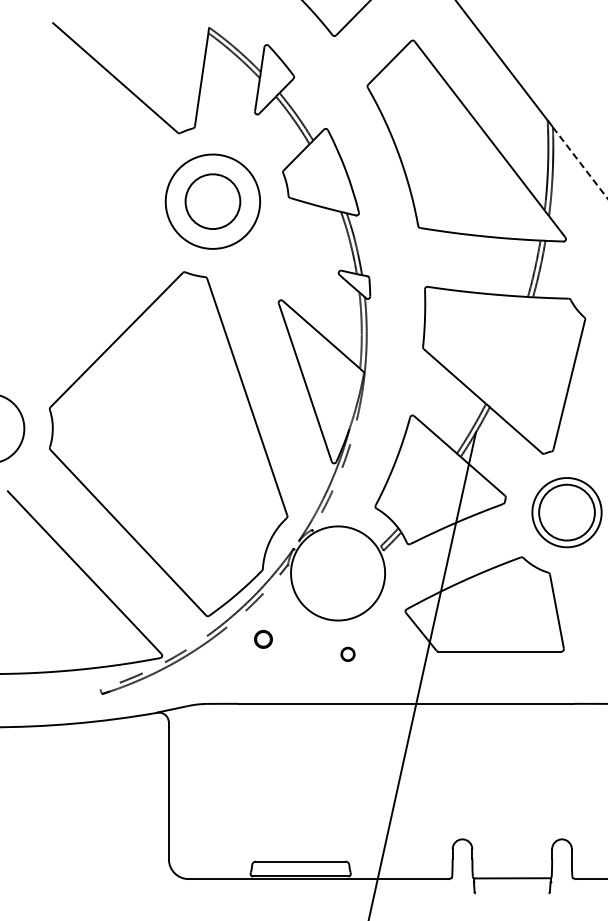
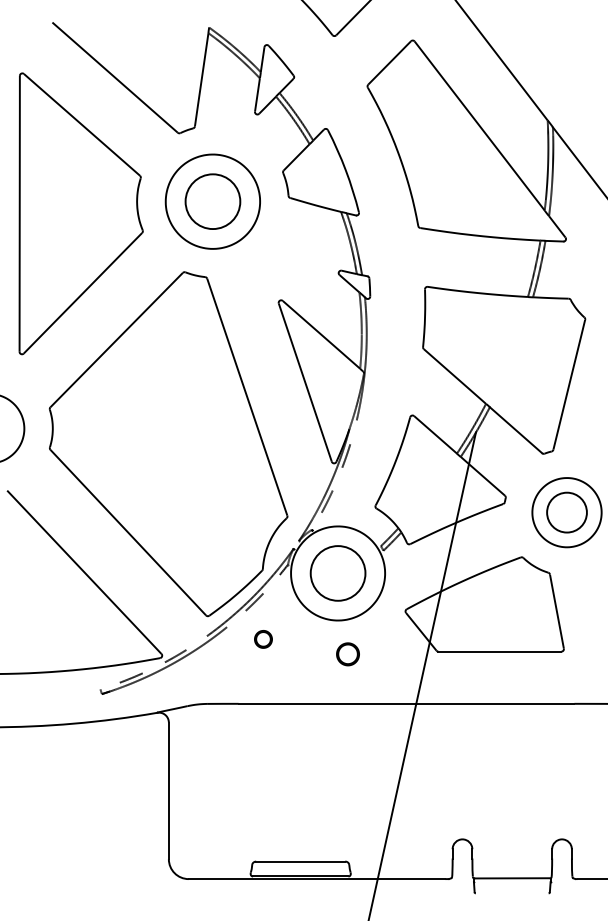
line: dashed -> solid (580, 162)
part: none -> present (80, 213)
circle diameter: 56 px -> 40 px (566, 512)
circle: none -> present (337, 573)
part size: 16x16 px -> 24x25 px (347, 654)
